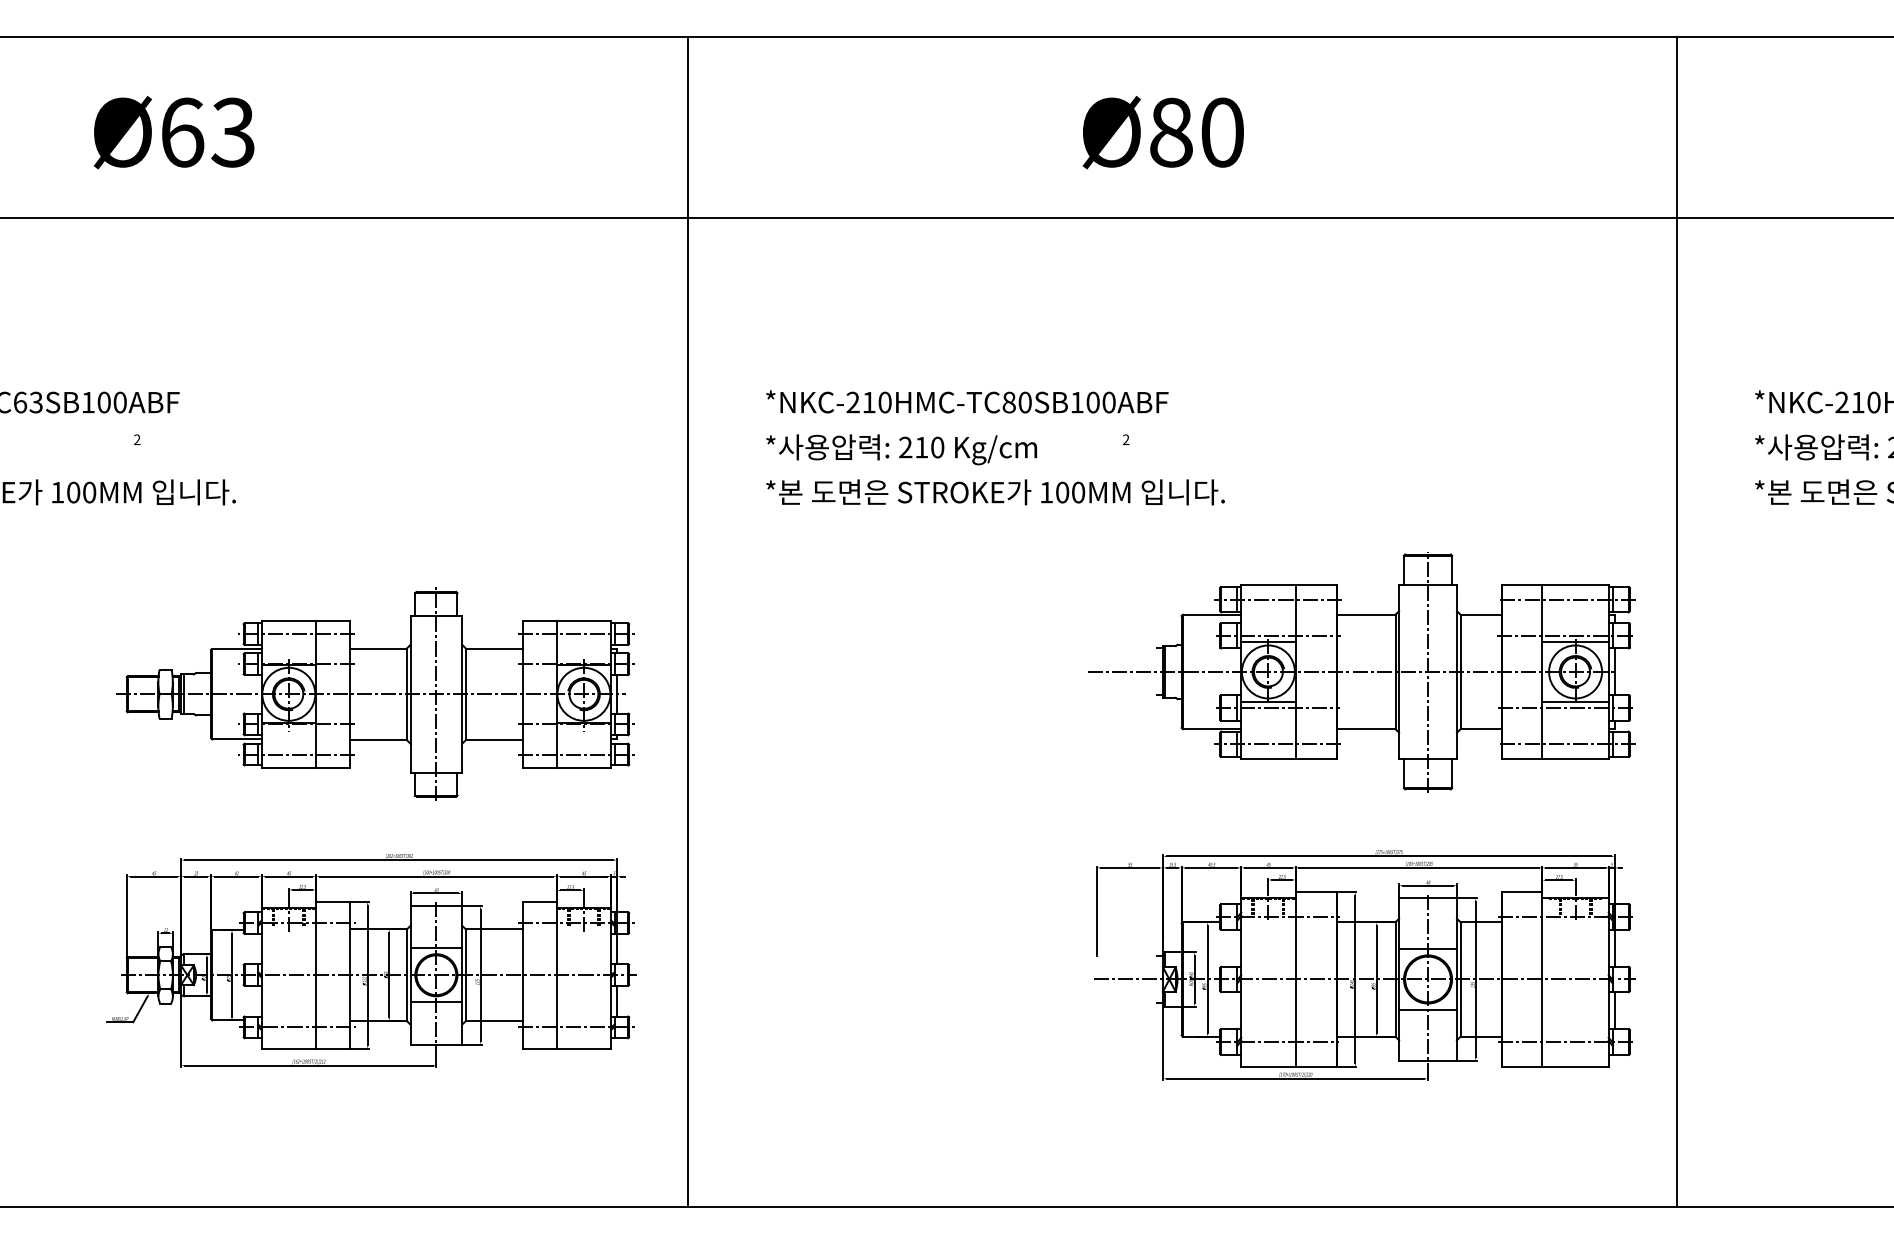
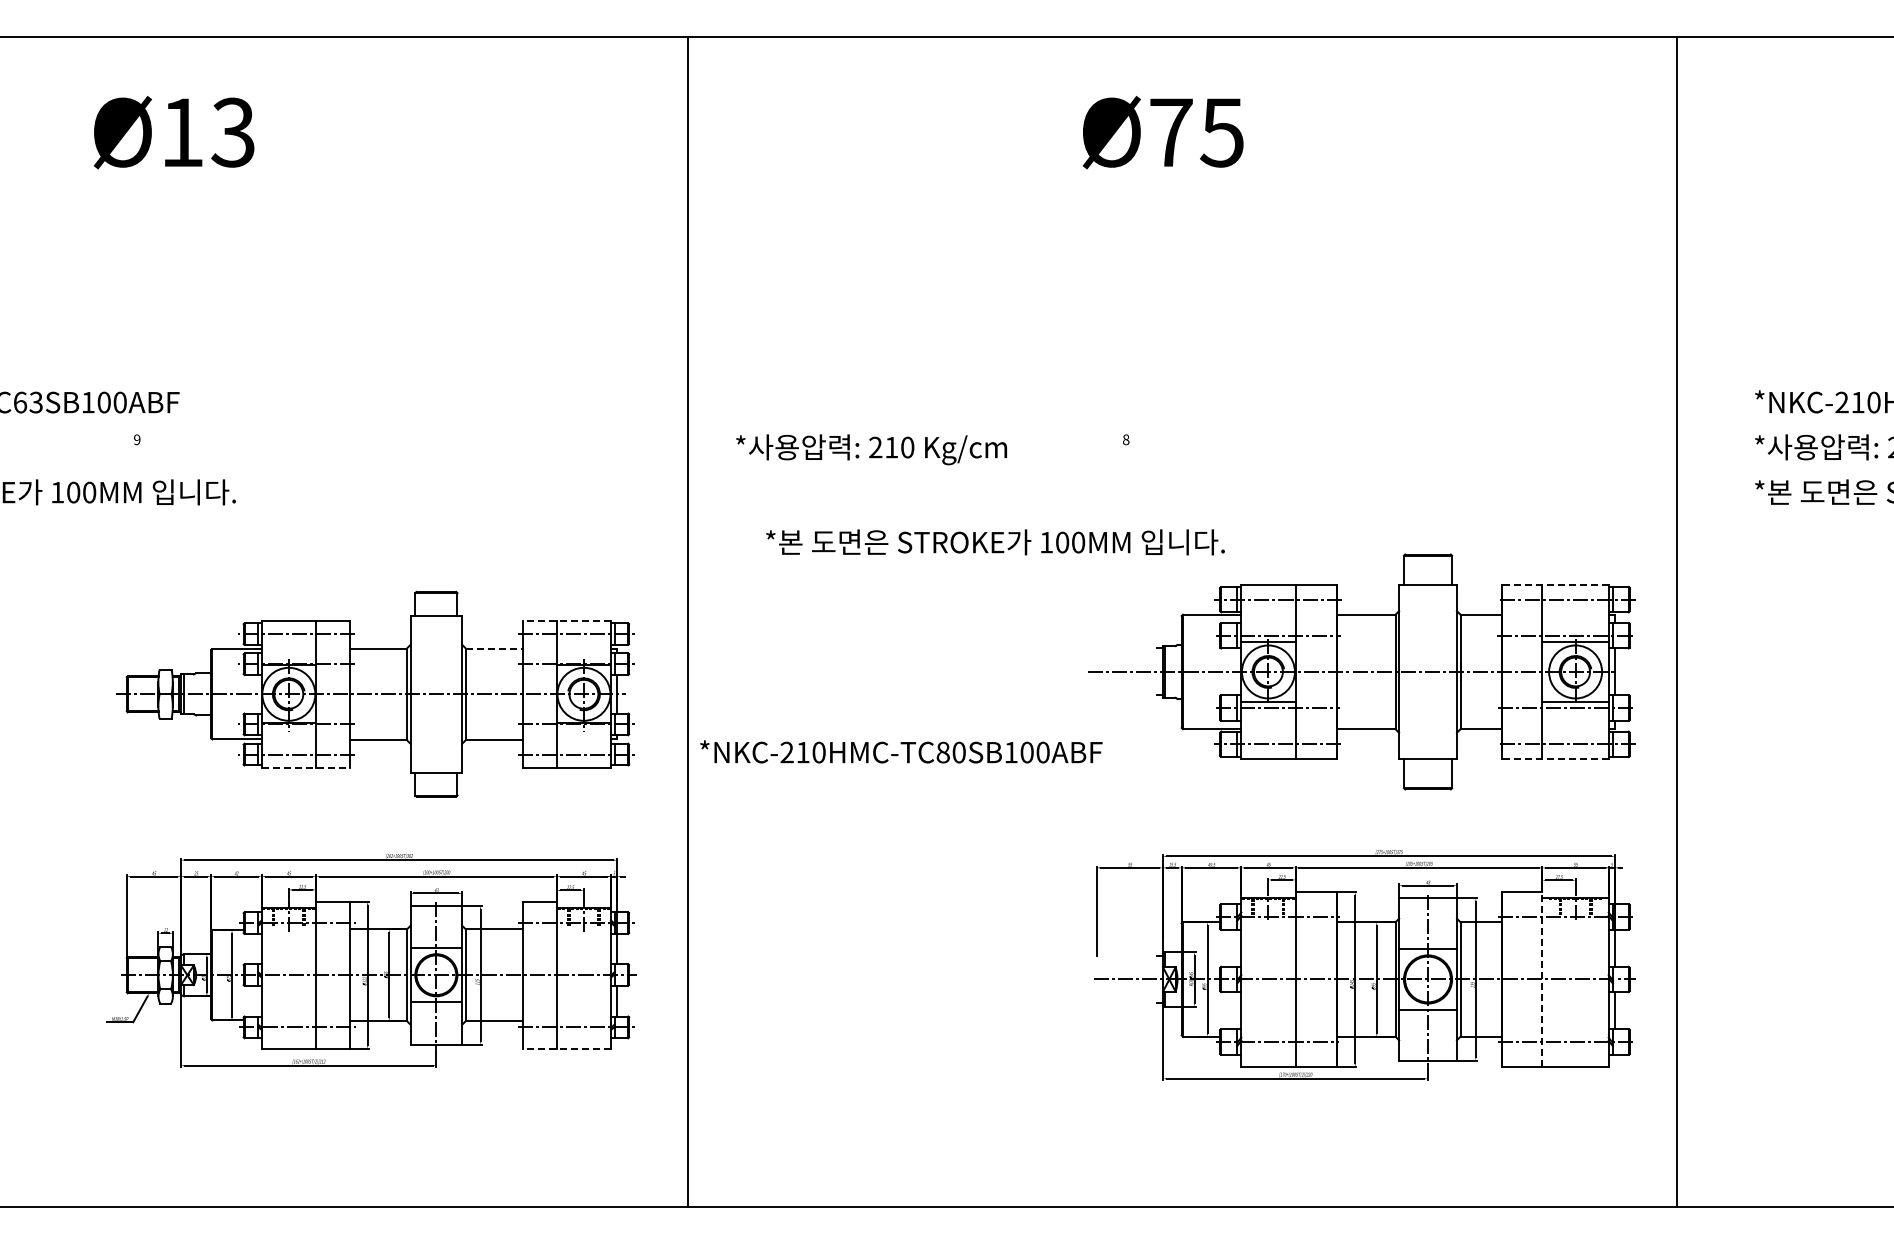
text: Ø63 -> Ø13 (183, 132)
text: Ø80 -> Ø75 (1196, 132)
line: present -> none (946, 217)
text position: (967, 401) -> (901, 751) (901, 751)
text: 2 -> 8 (1126, 439)
text: 2 -> 9 (137, 440)
text position: (901, 449) -> (871, 449) (871, 449)
text position: (995, 492) -> (995, 542) (995, 542)
line: solid -> dashed (1555, 584)
line: solid -> dashed (567, 620)
line: solid -> dashed (494, 648)
line: present -> none (1428, 672)
line: present -> none (436, 693)
line: solid -> dashed (1555, 759)
line: solid -> dashed (305, 767)
line: solid -> dashed (1542, 978)
line: solid -> dashed (567, 1048)
